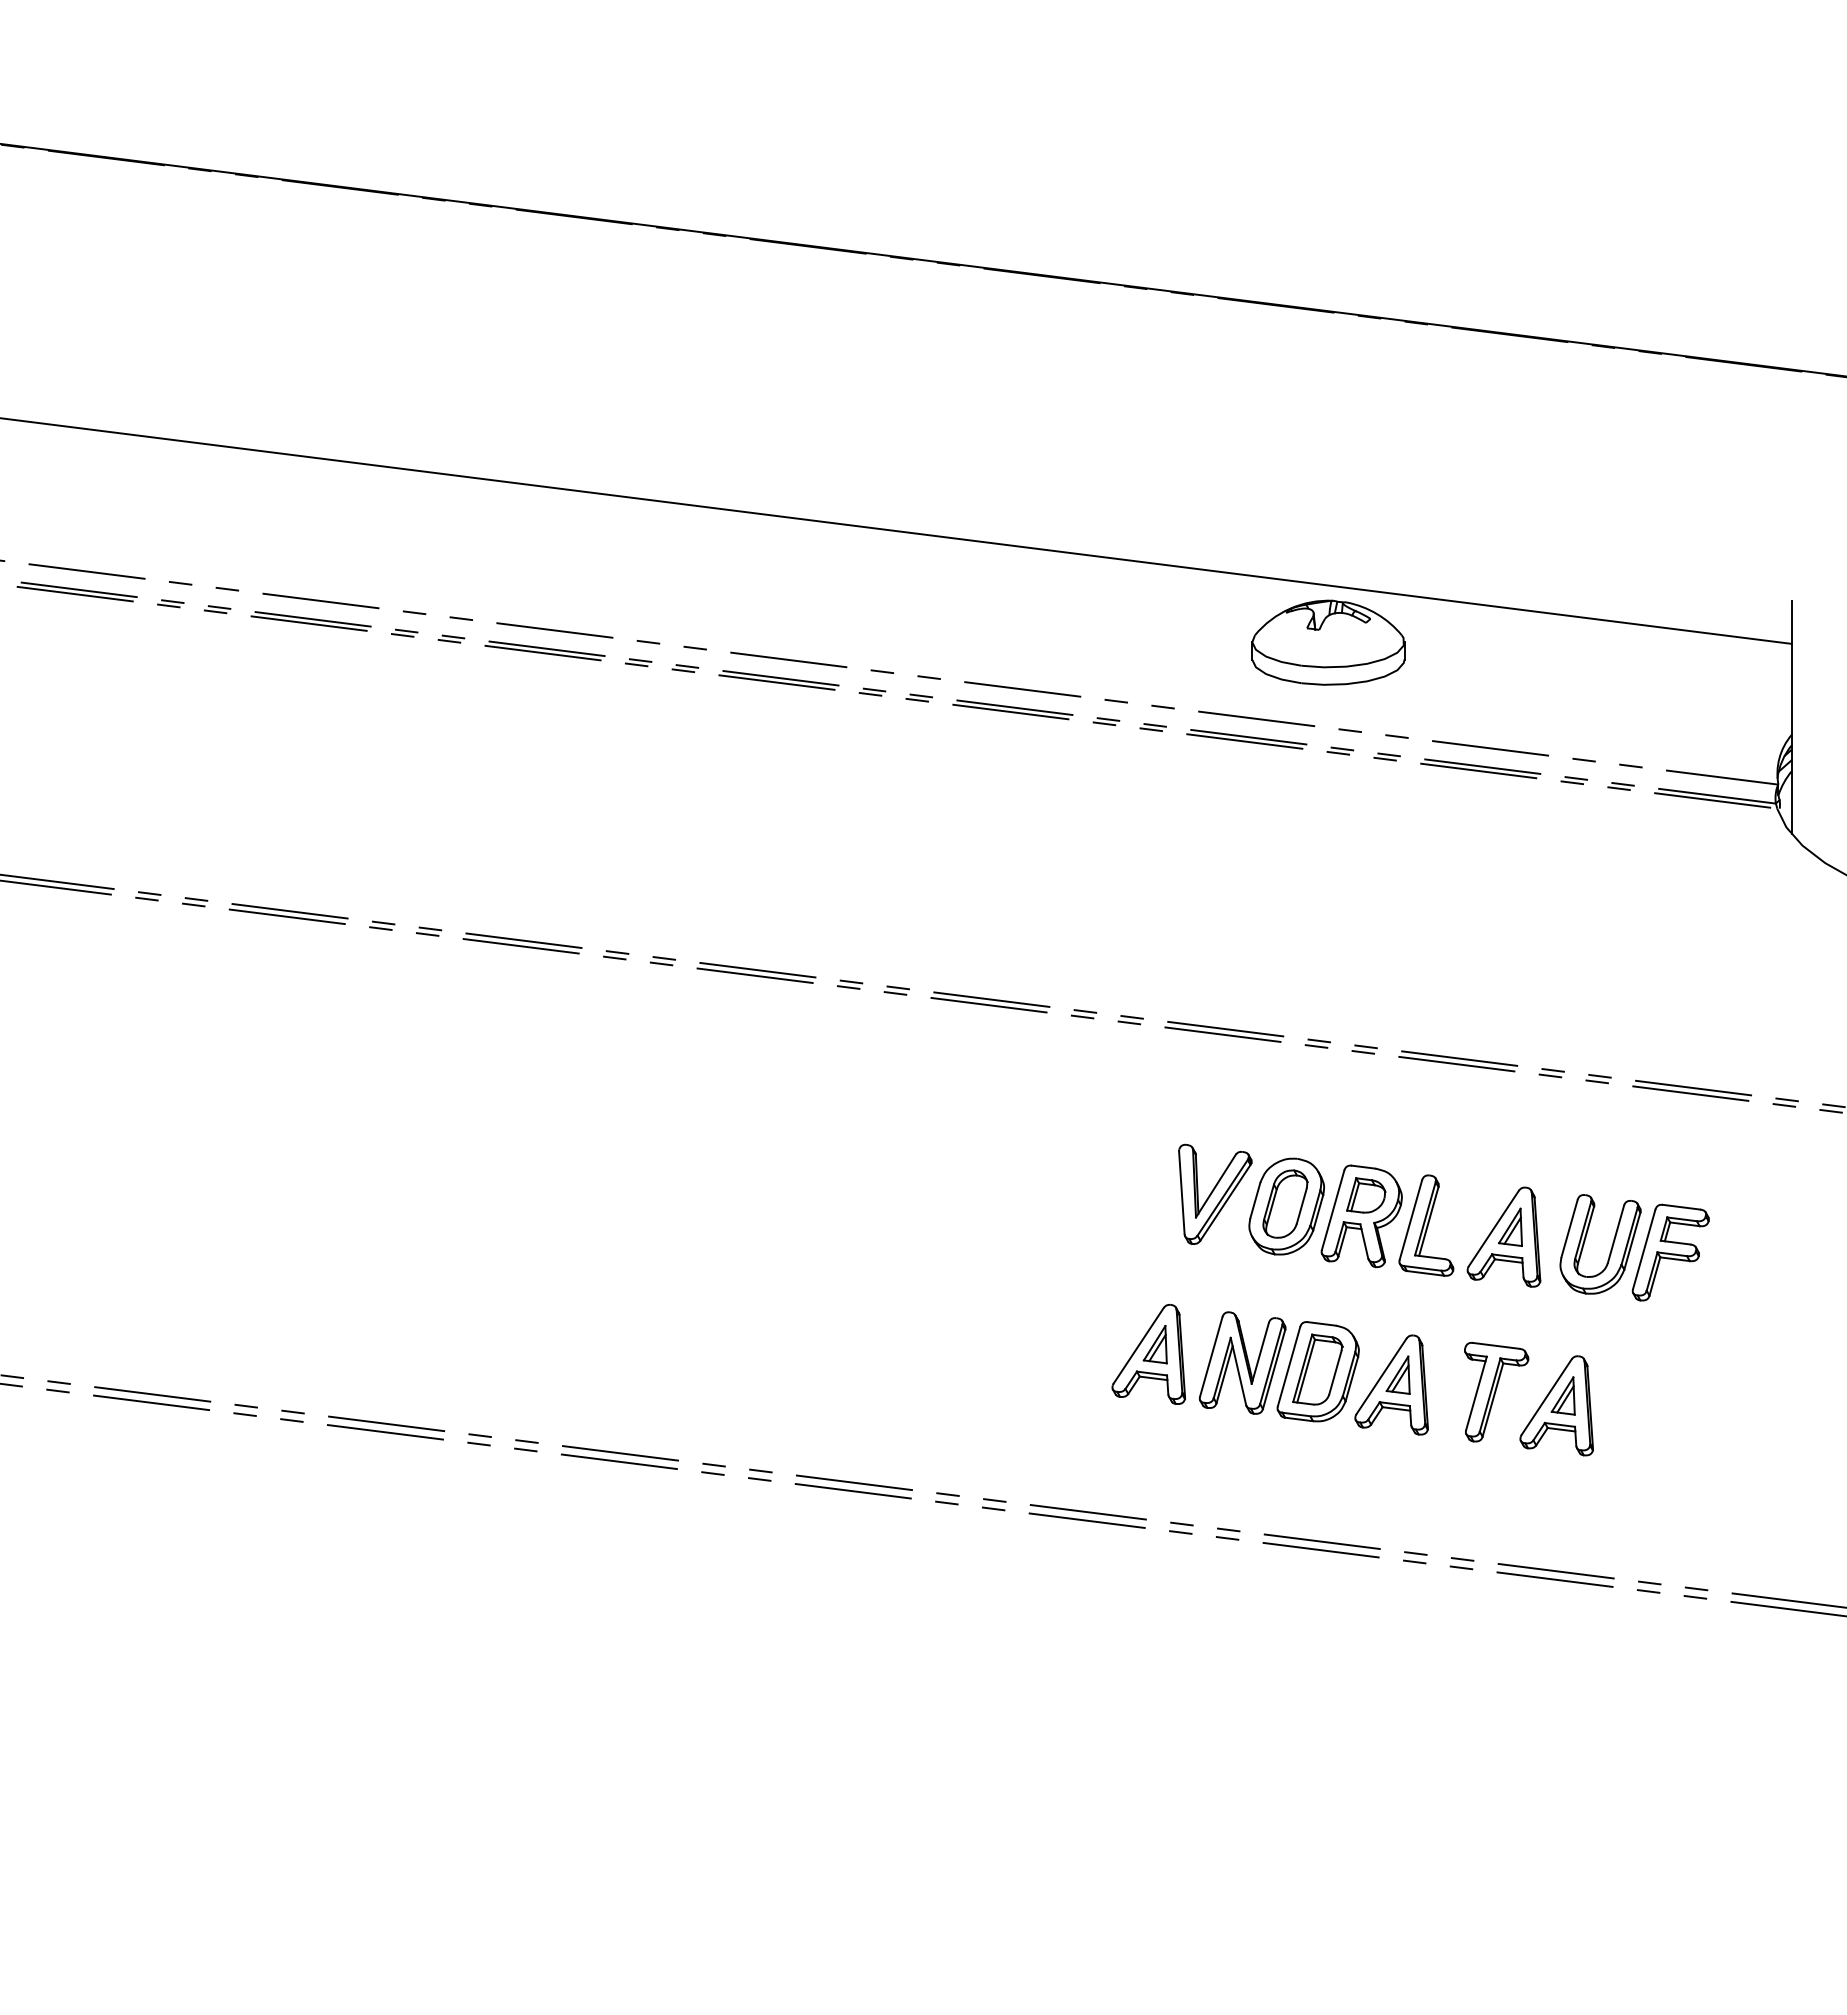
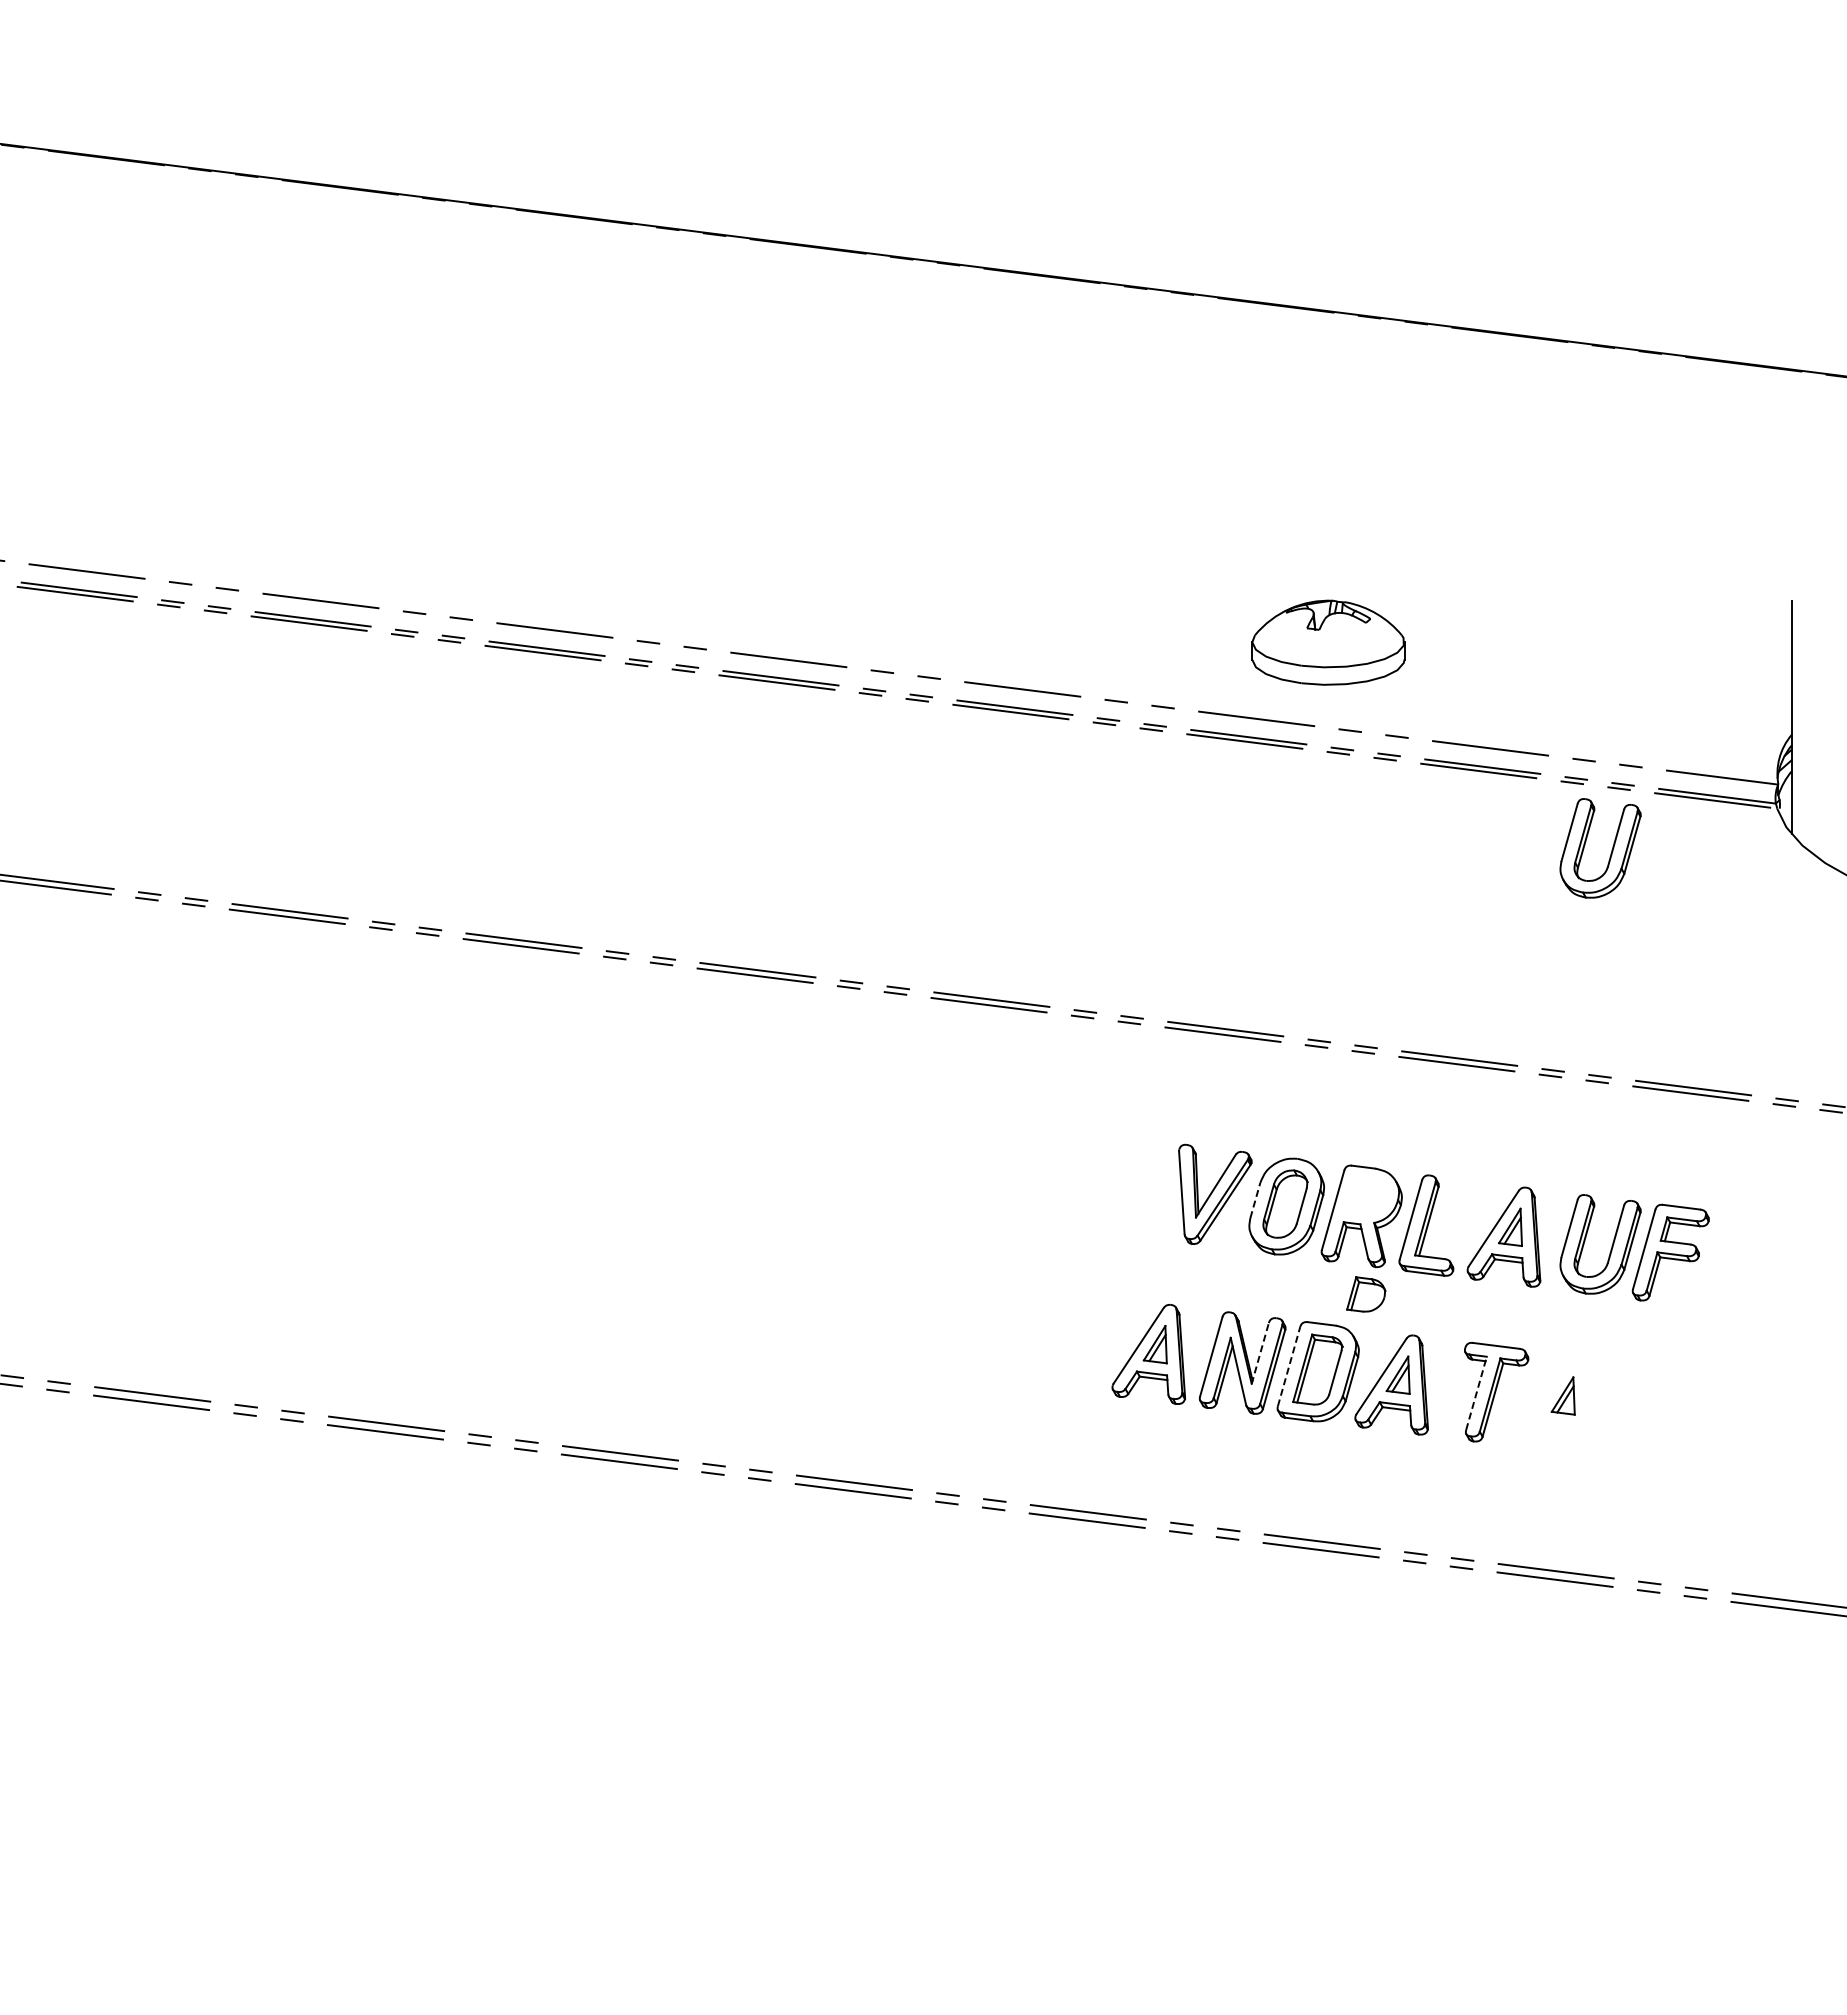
line: present -> none (896, 530)
part: none -> present (1611, 849)
part position: (1366, 1195) -> (1366, 1294) (1366, 1294)
line: solid -> dashed (1255, 1199)
line: solid -> dashed (1260, 1353)
line: solid -> dashed (1289, 1366)
line: solid -> dashed (1476, 1392)
part: present -> none (1556, 1405)
